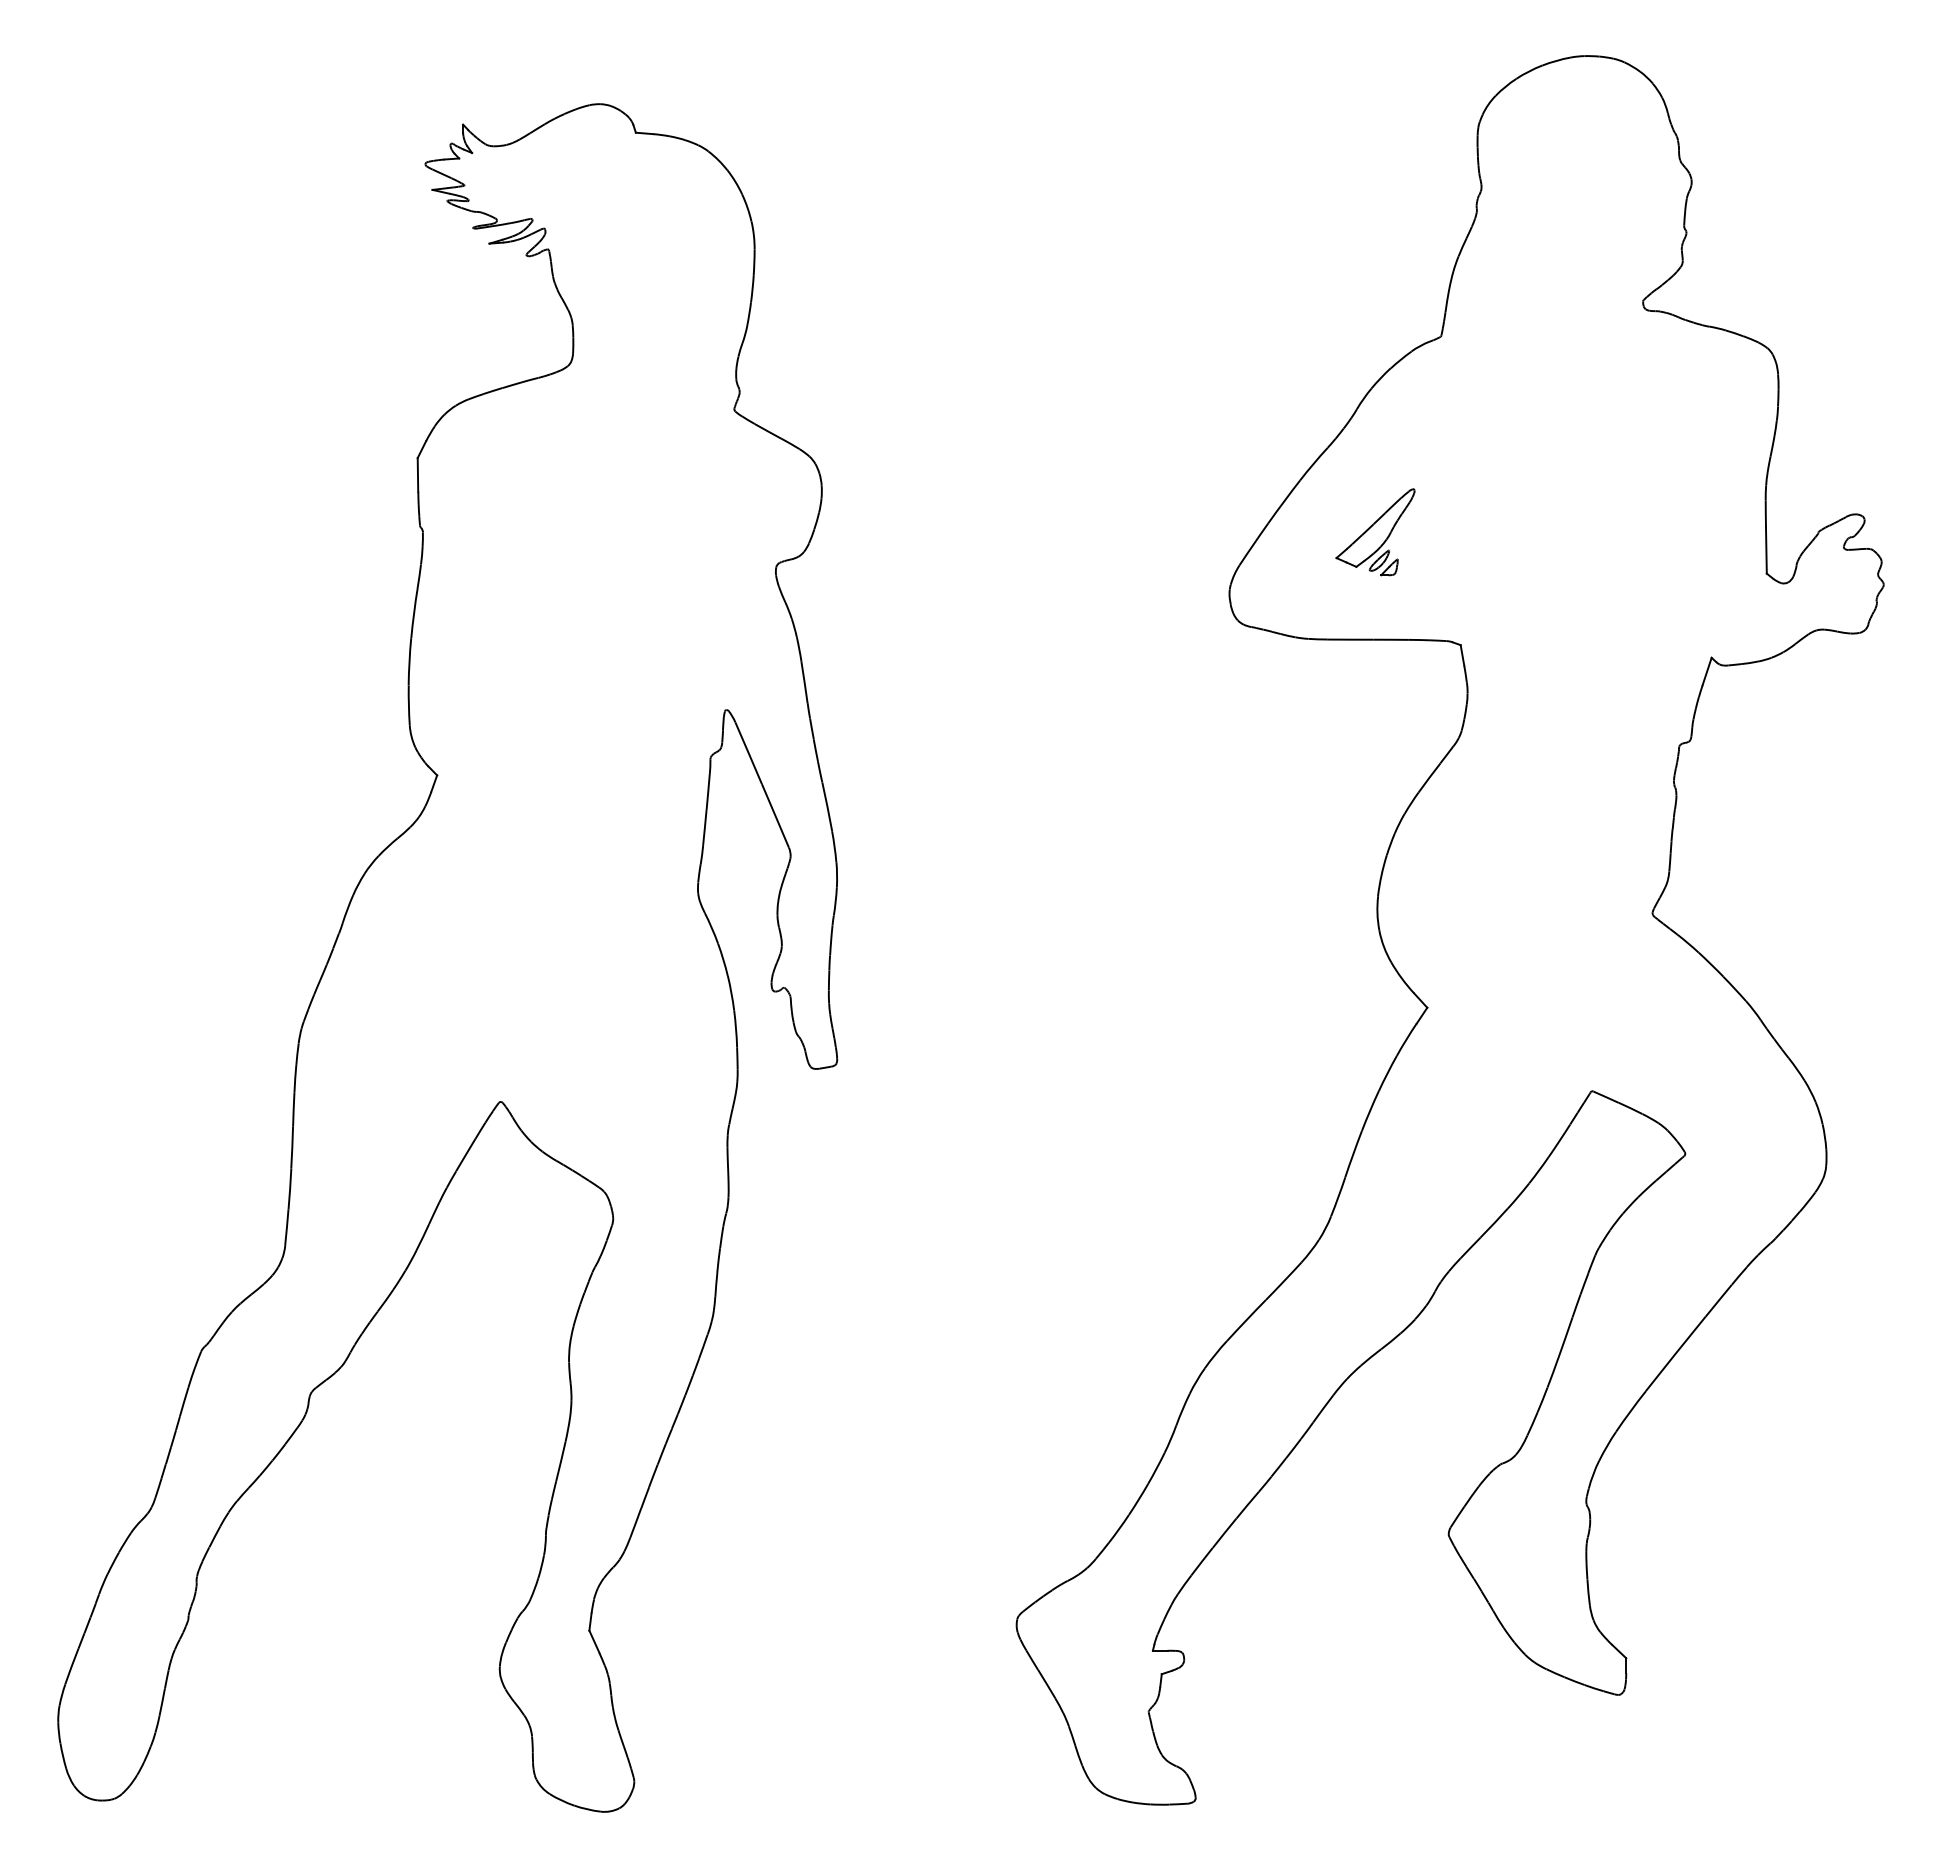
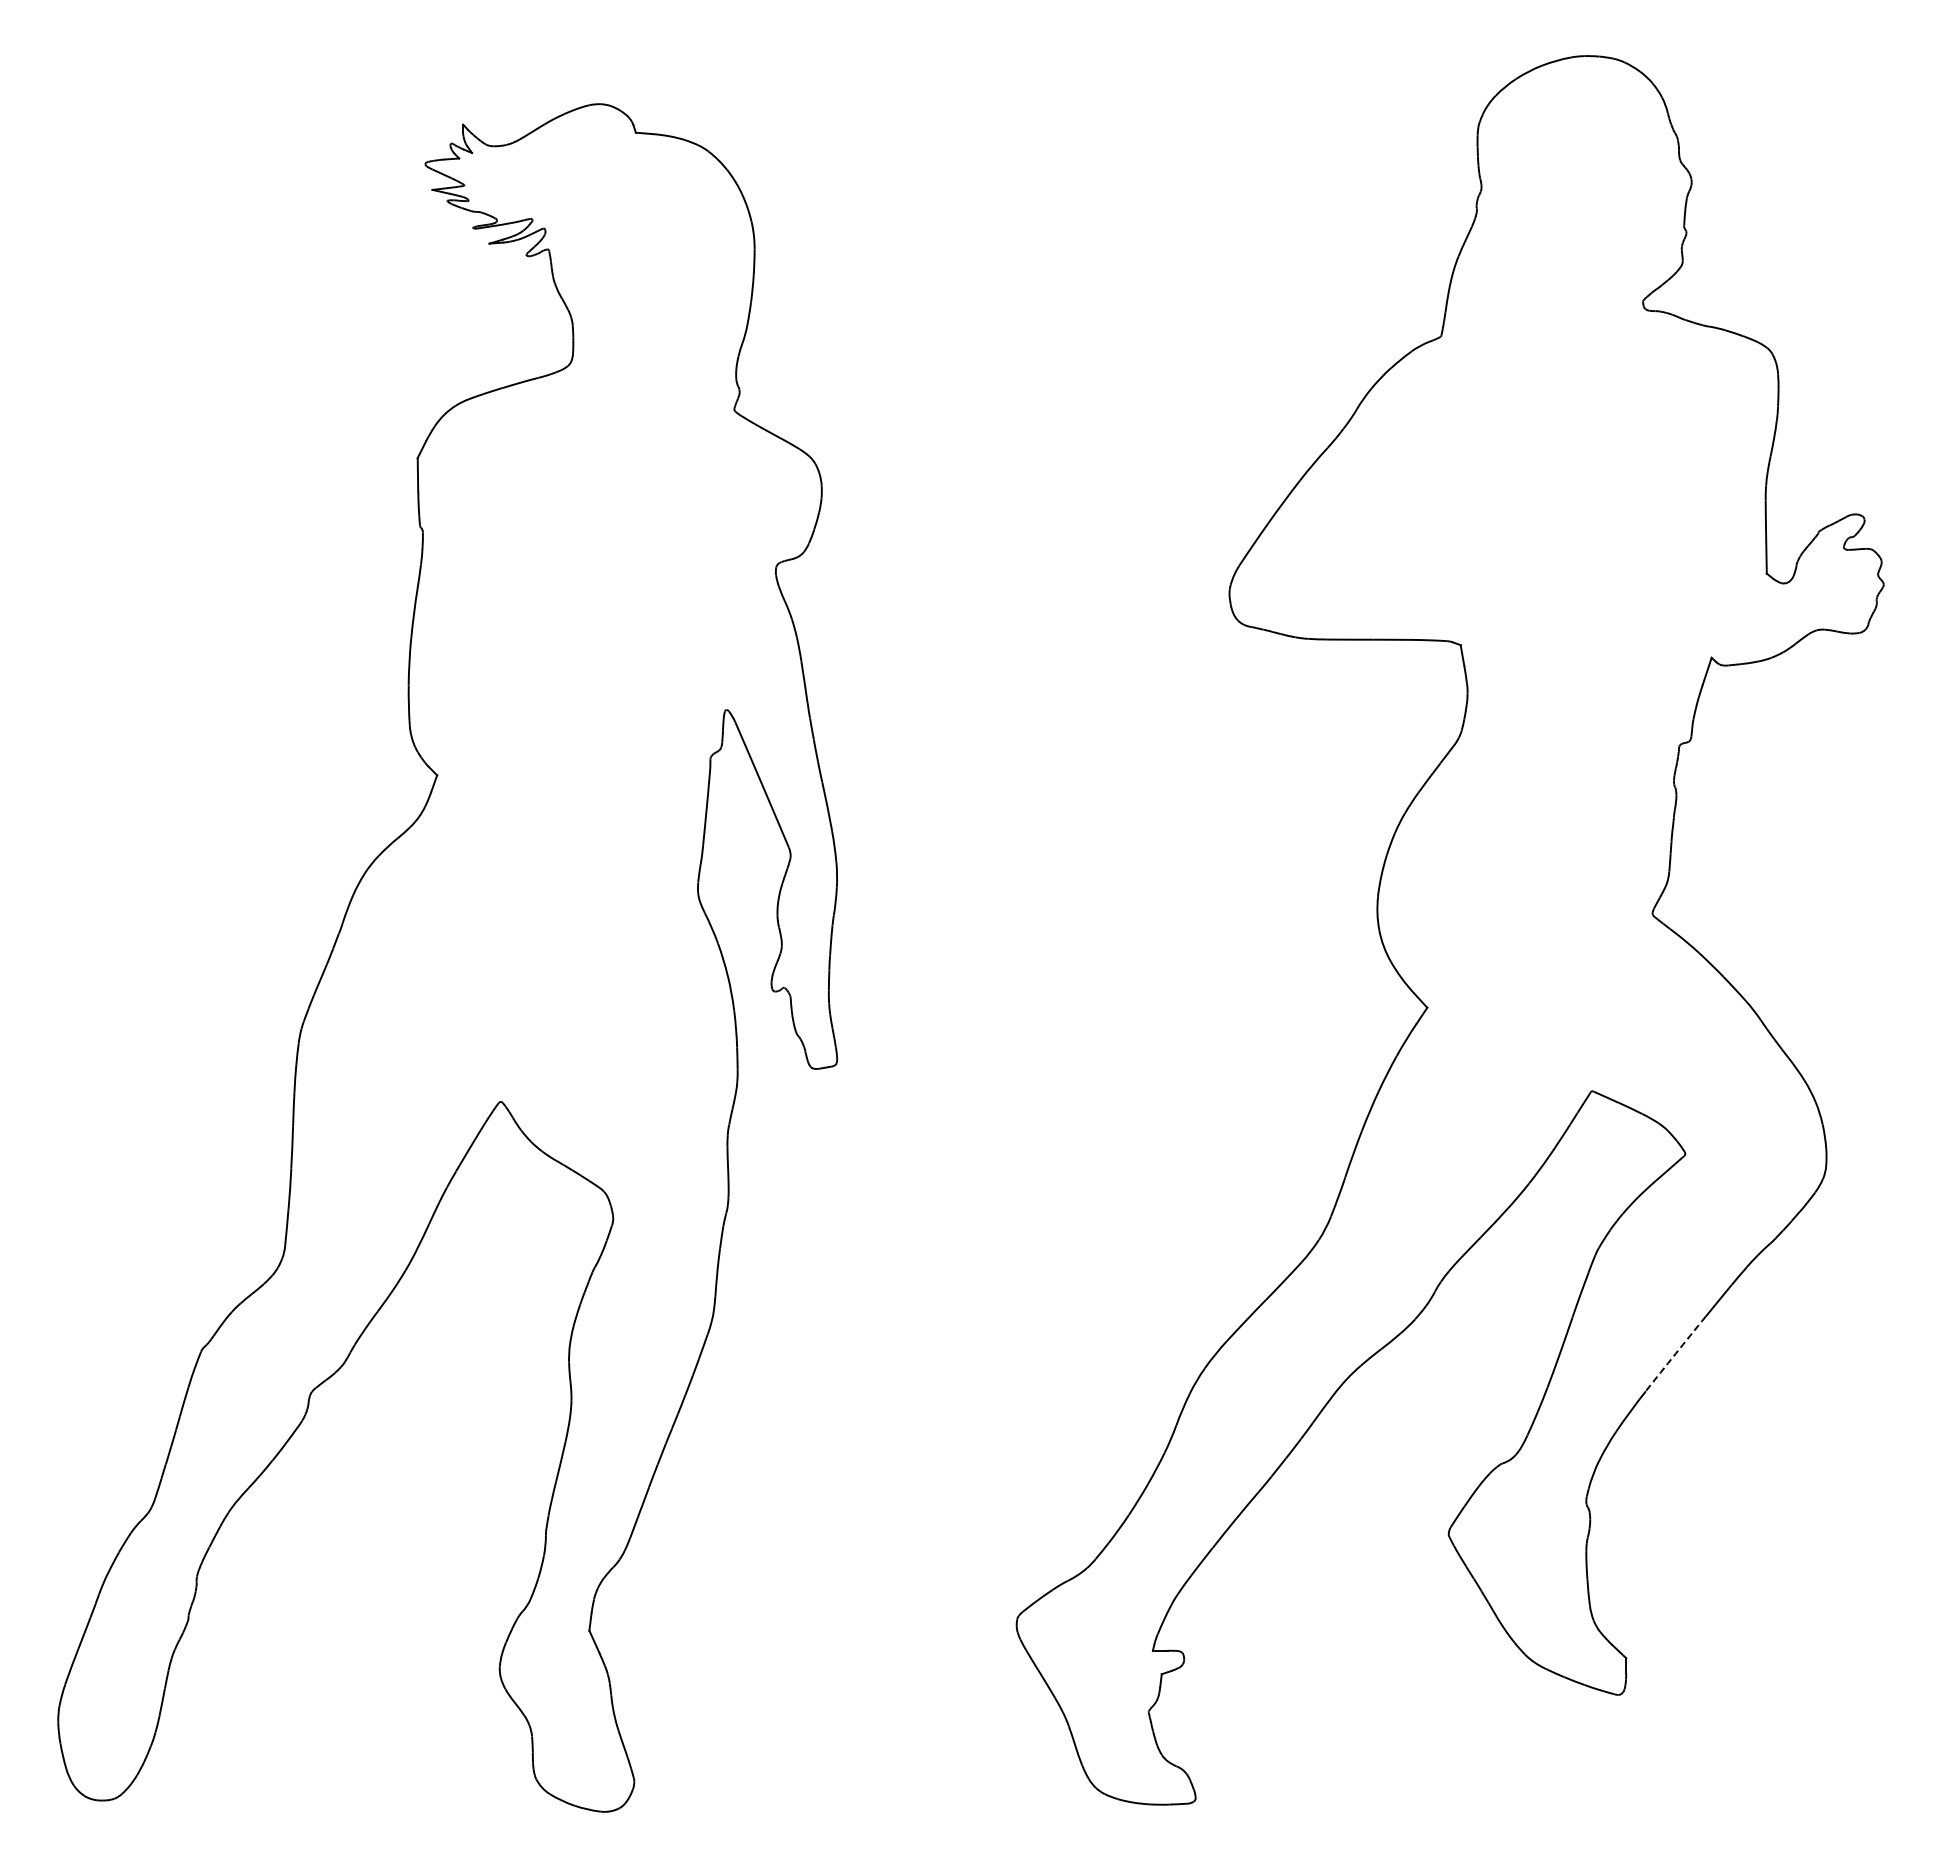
part: present -> none (1375, 532)
arc: solid -> dashed (1675, 1353)
